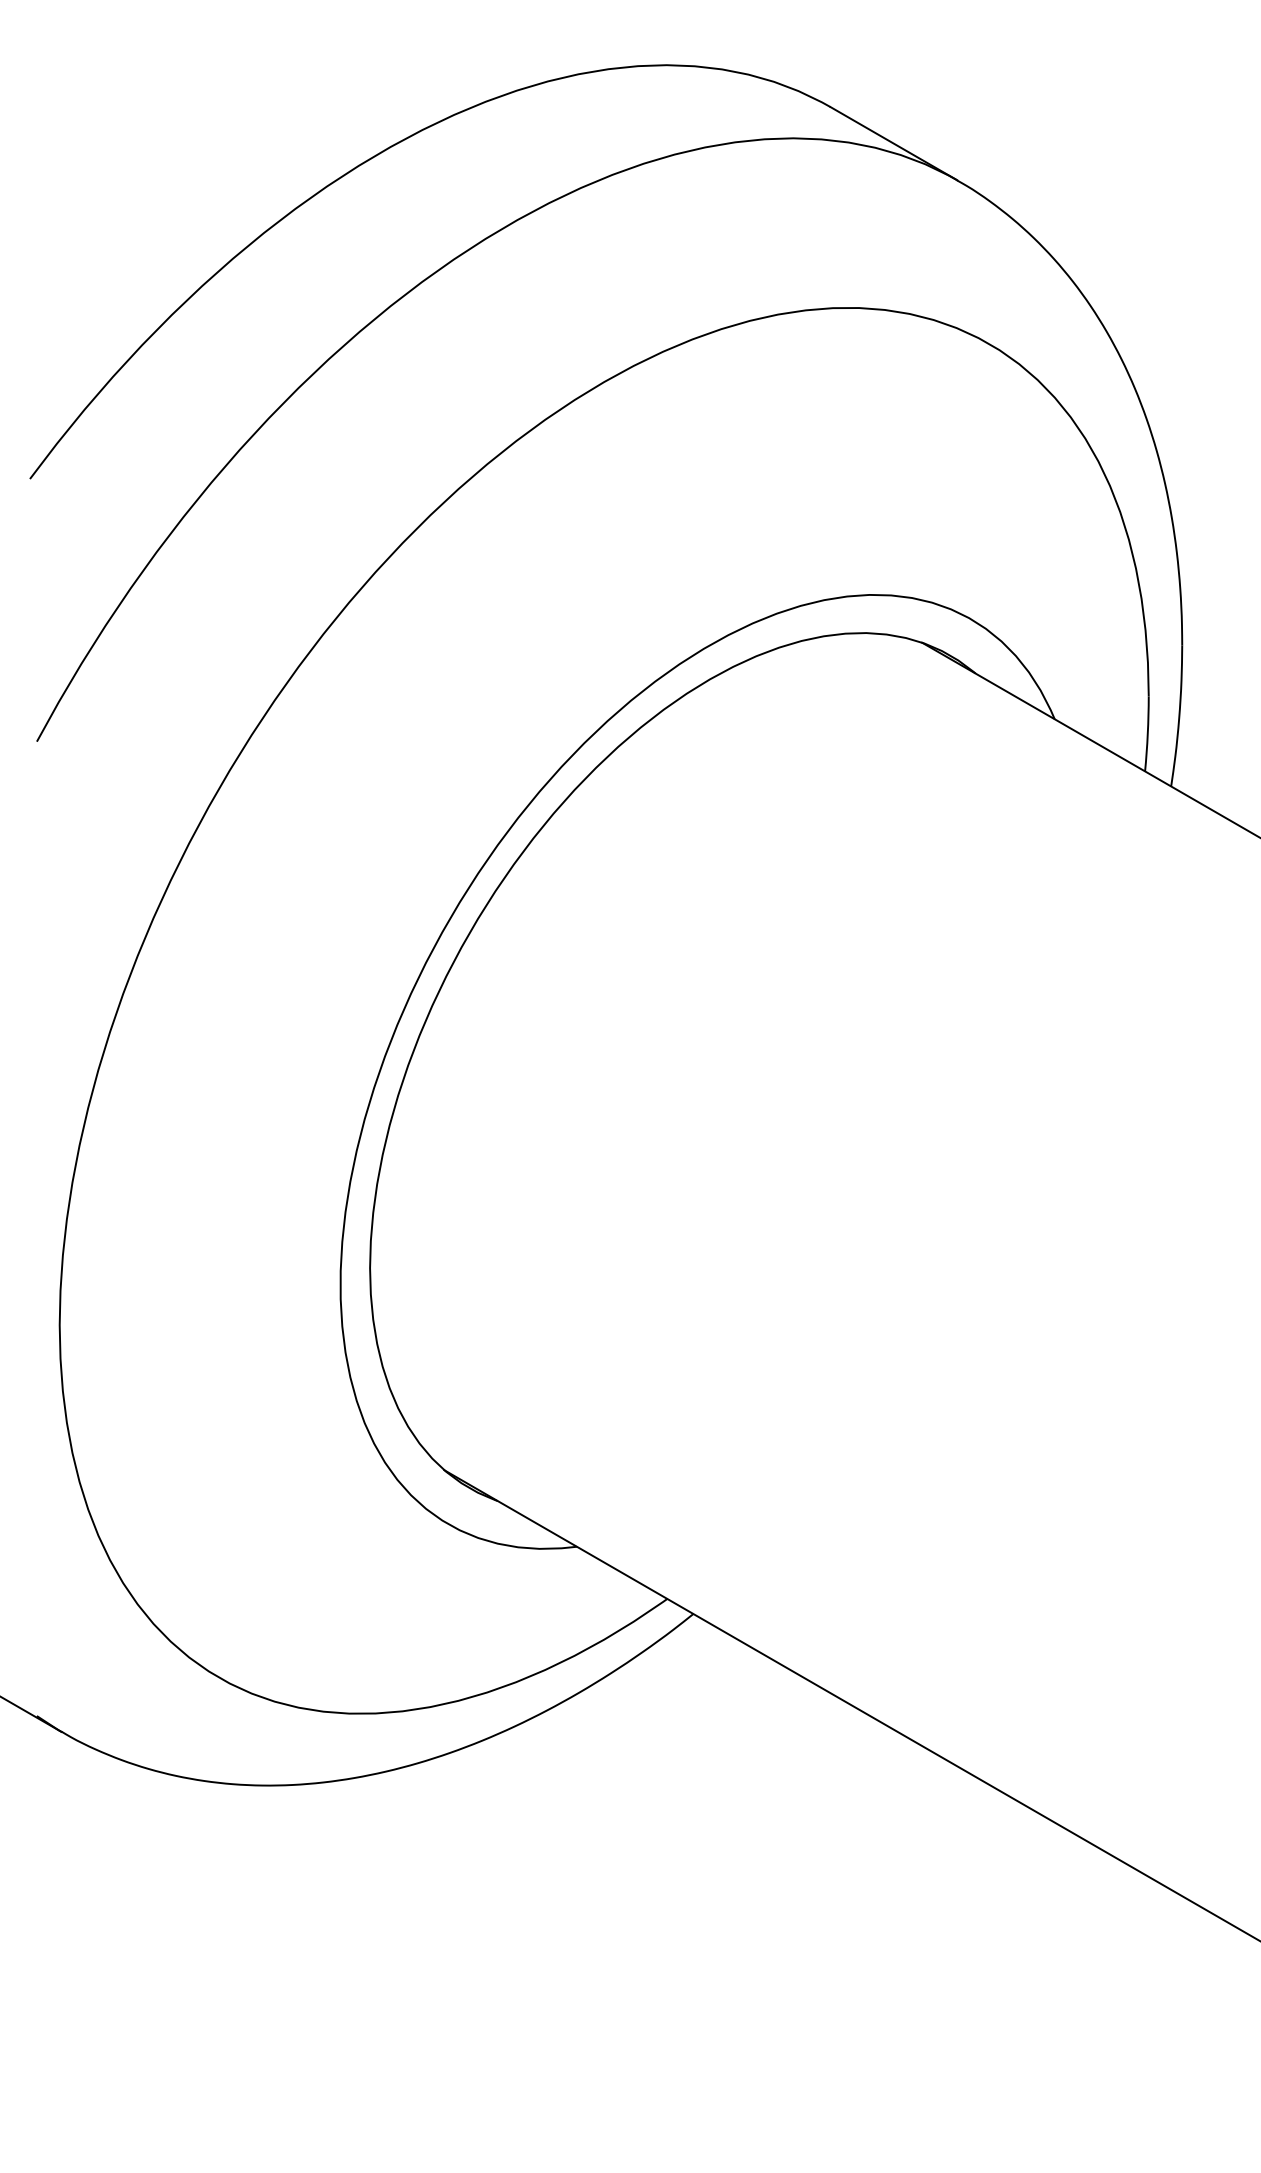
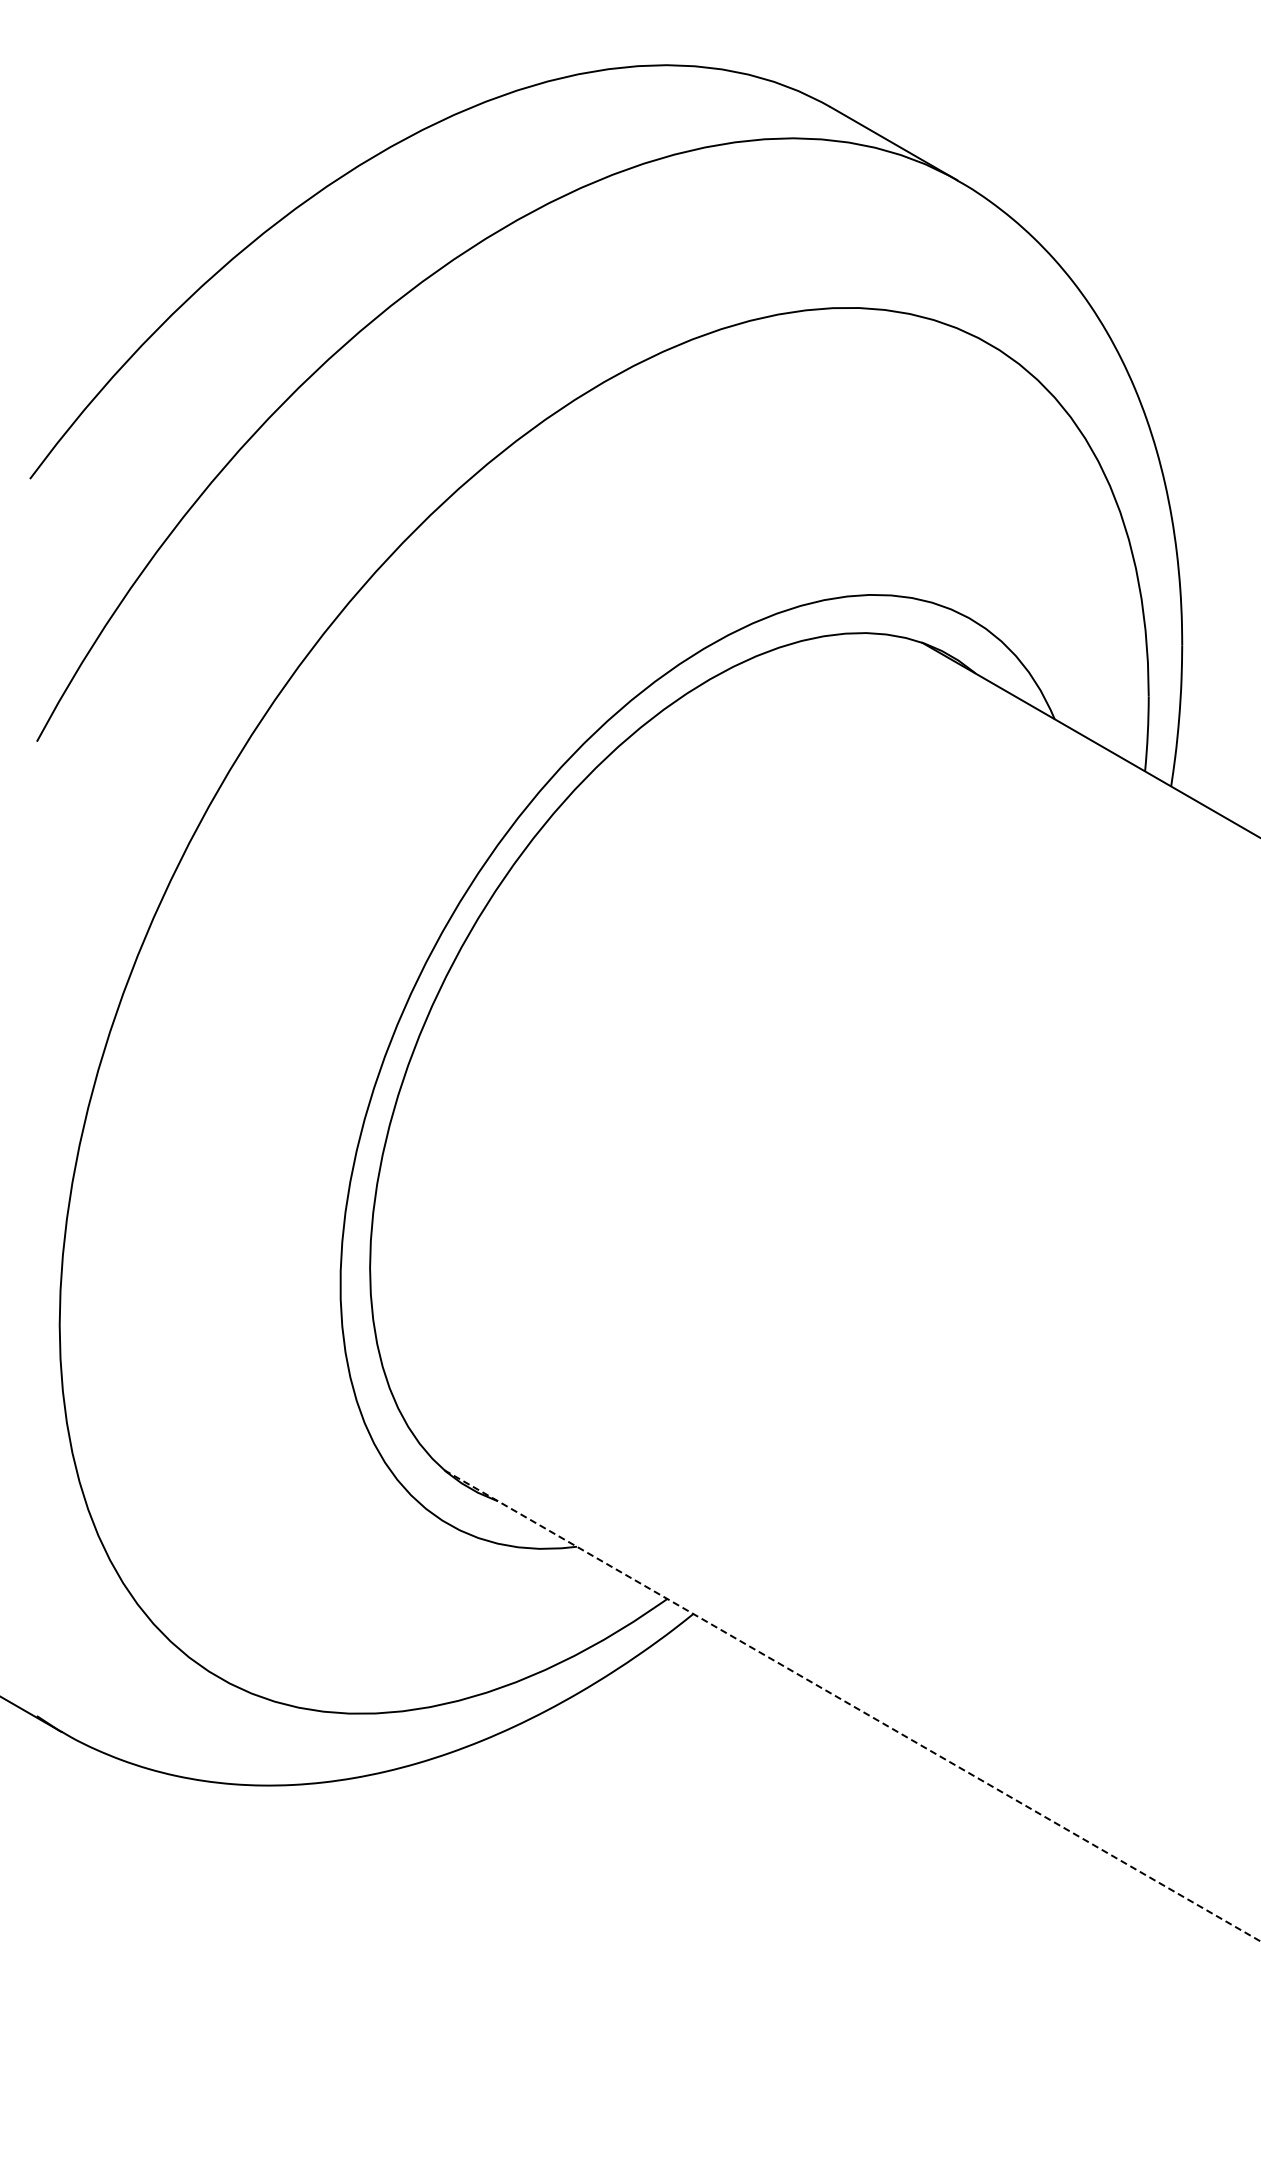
line: solid -> dashed (852, 1706)
